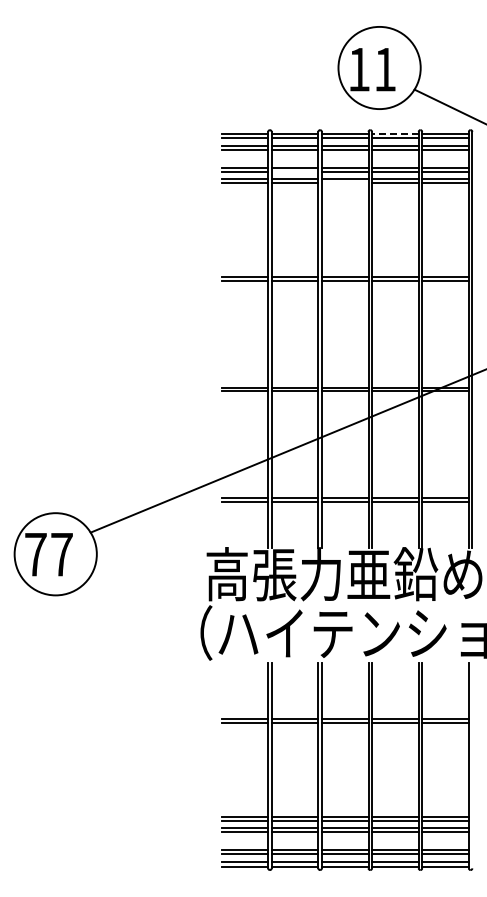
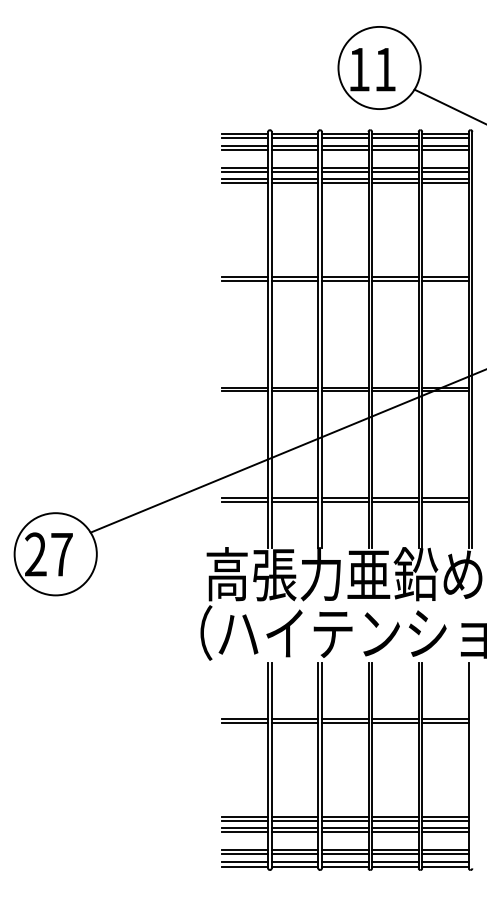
line: dashed -> solid (394, 133)
line: none -> present (294, 172)
line: none -> present (344, 183)
text: 77 -> 27 (35, 554)
